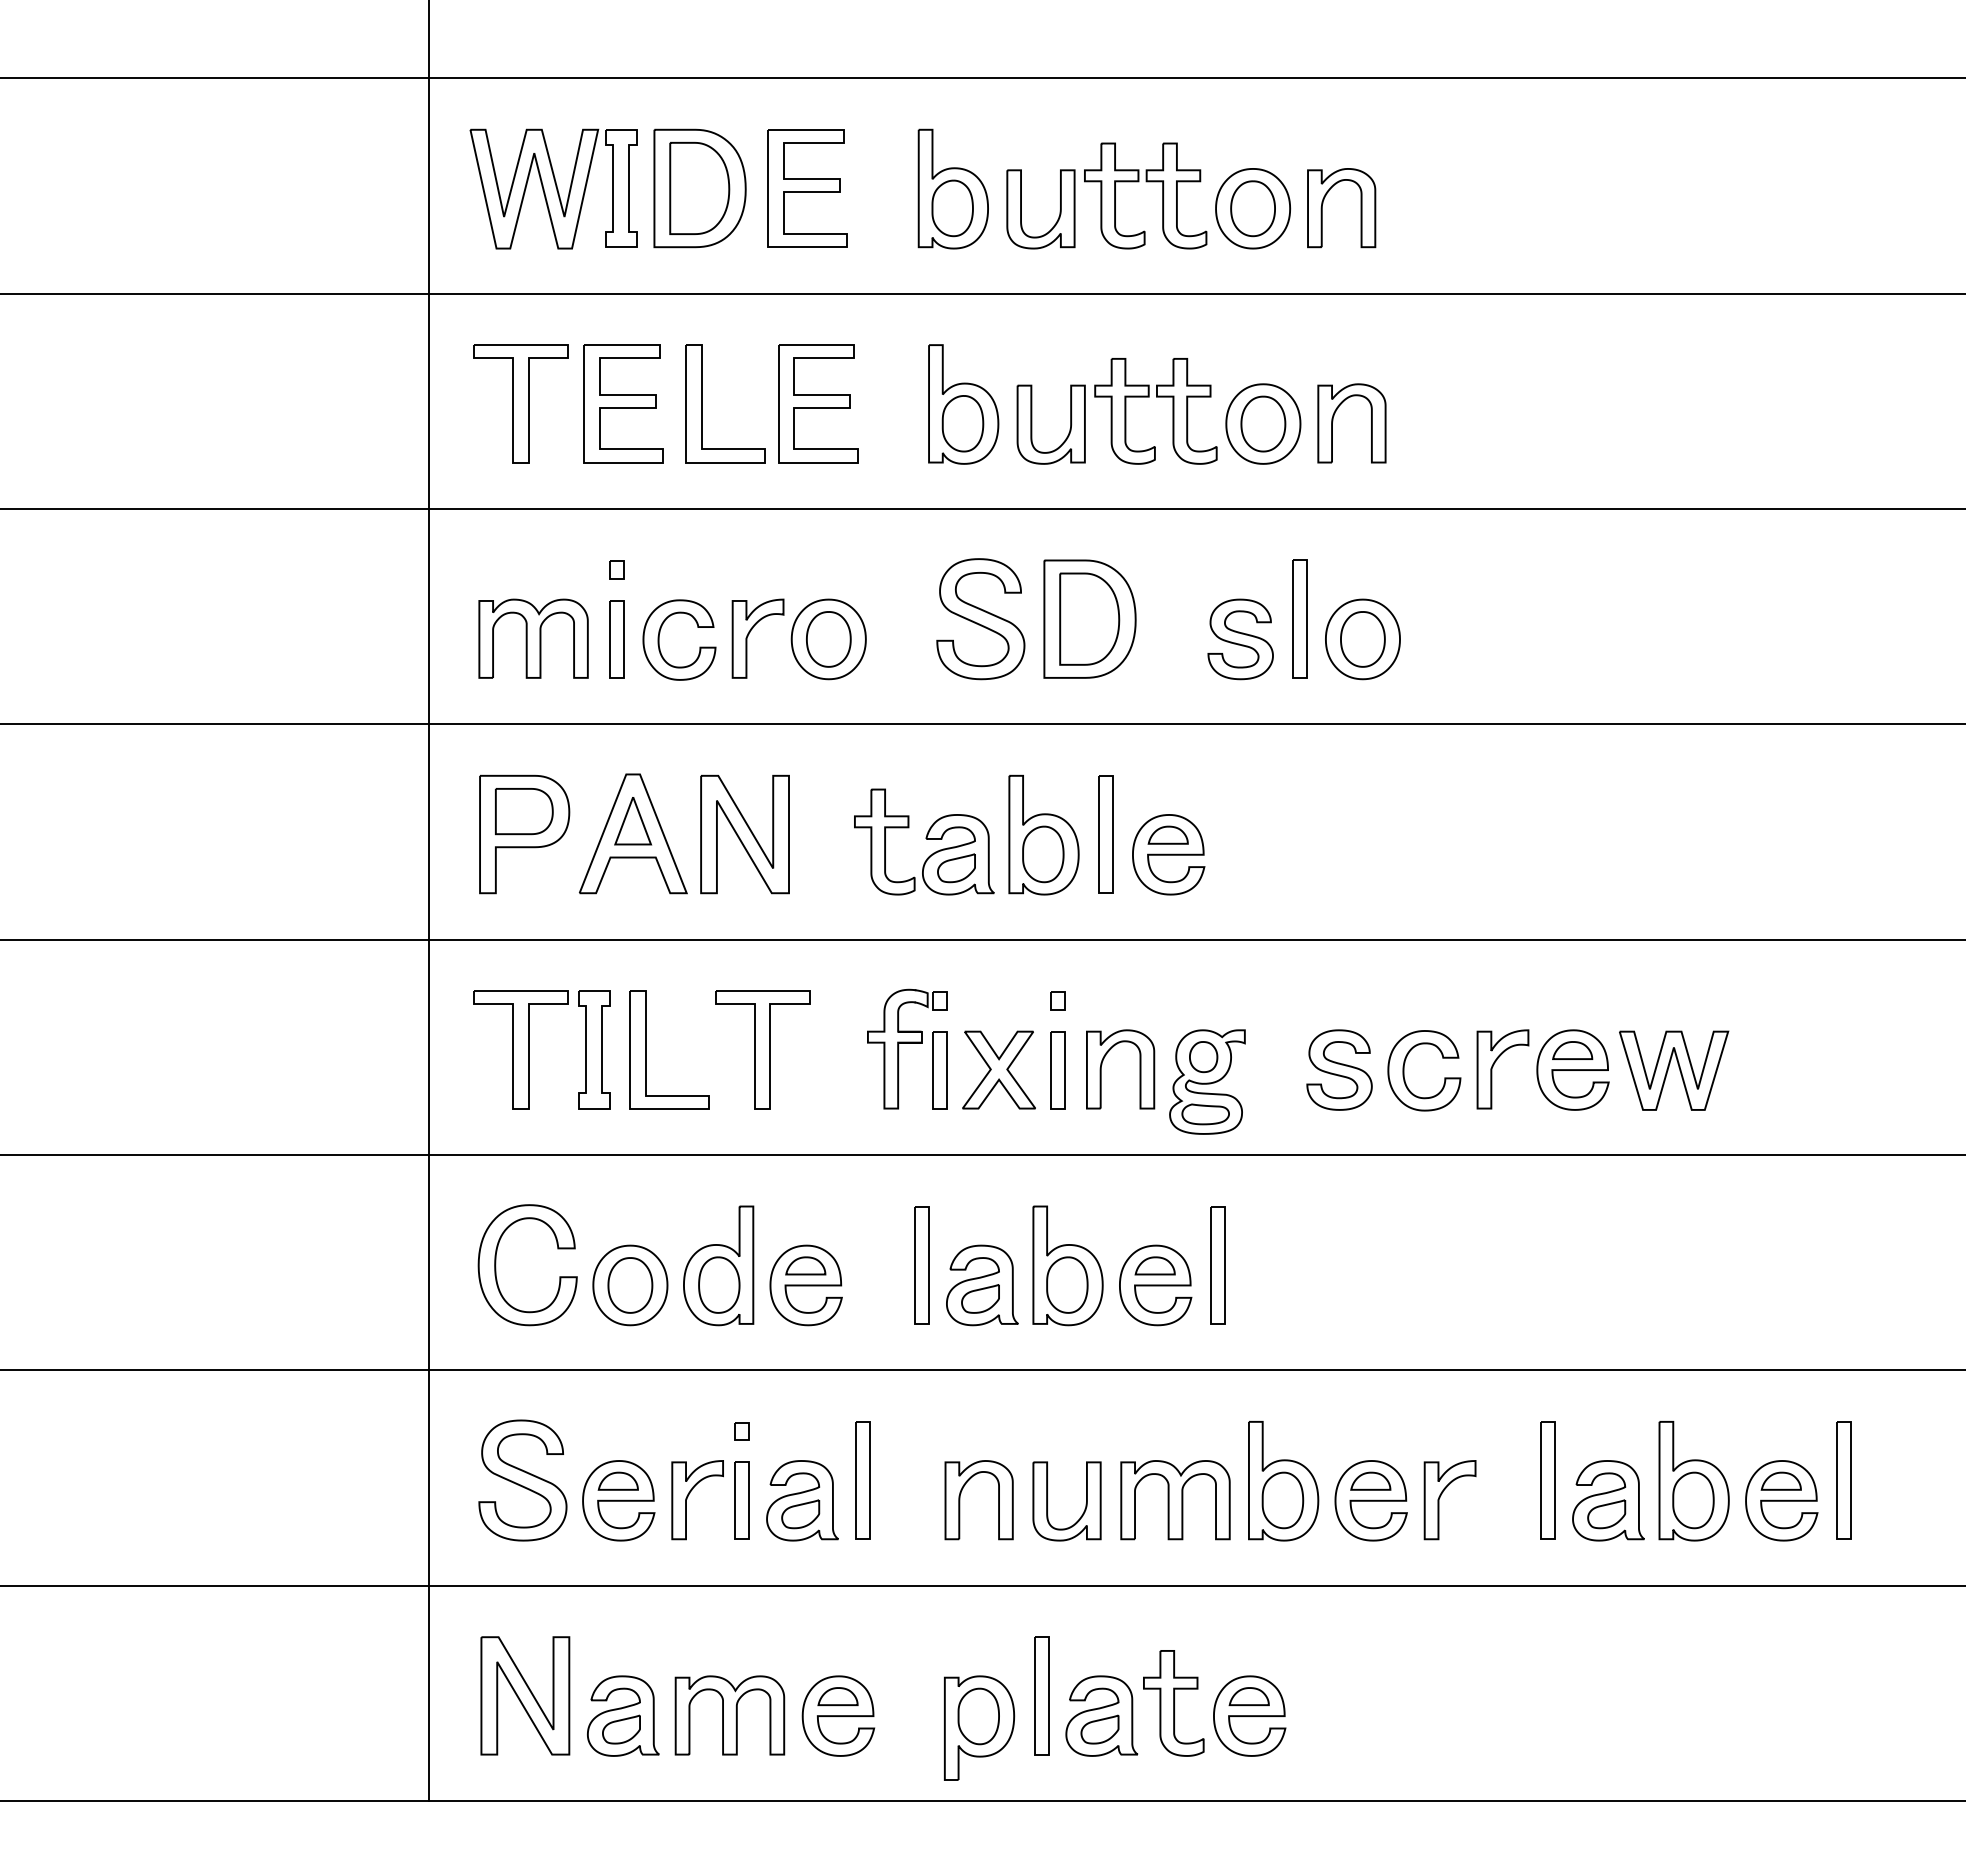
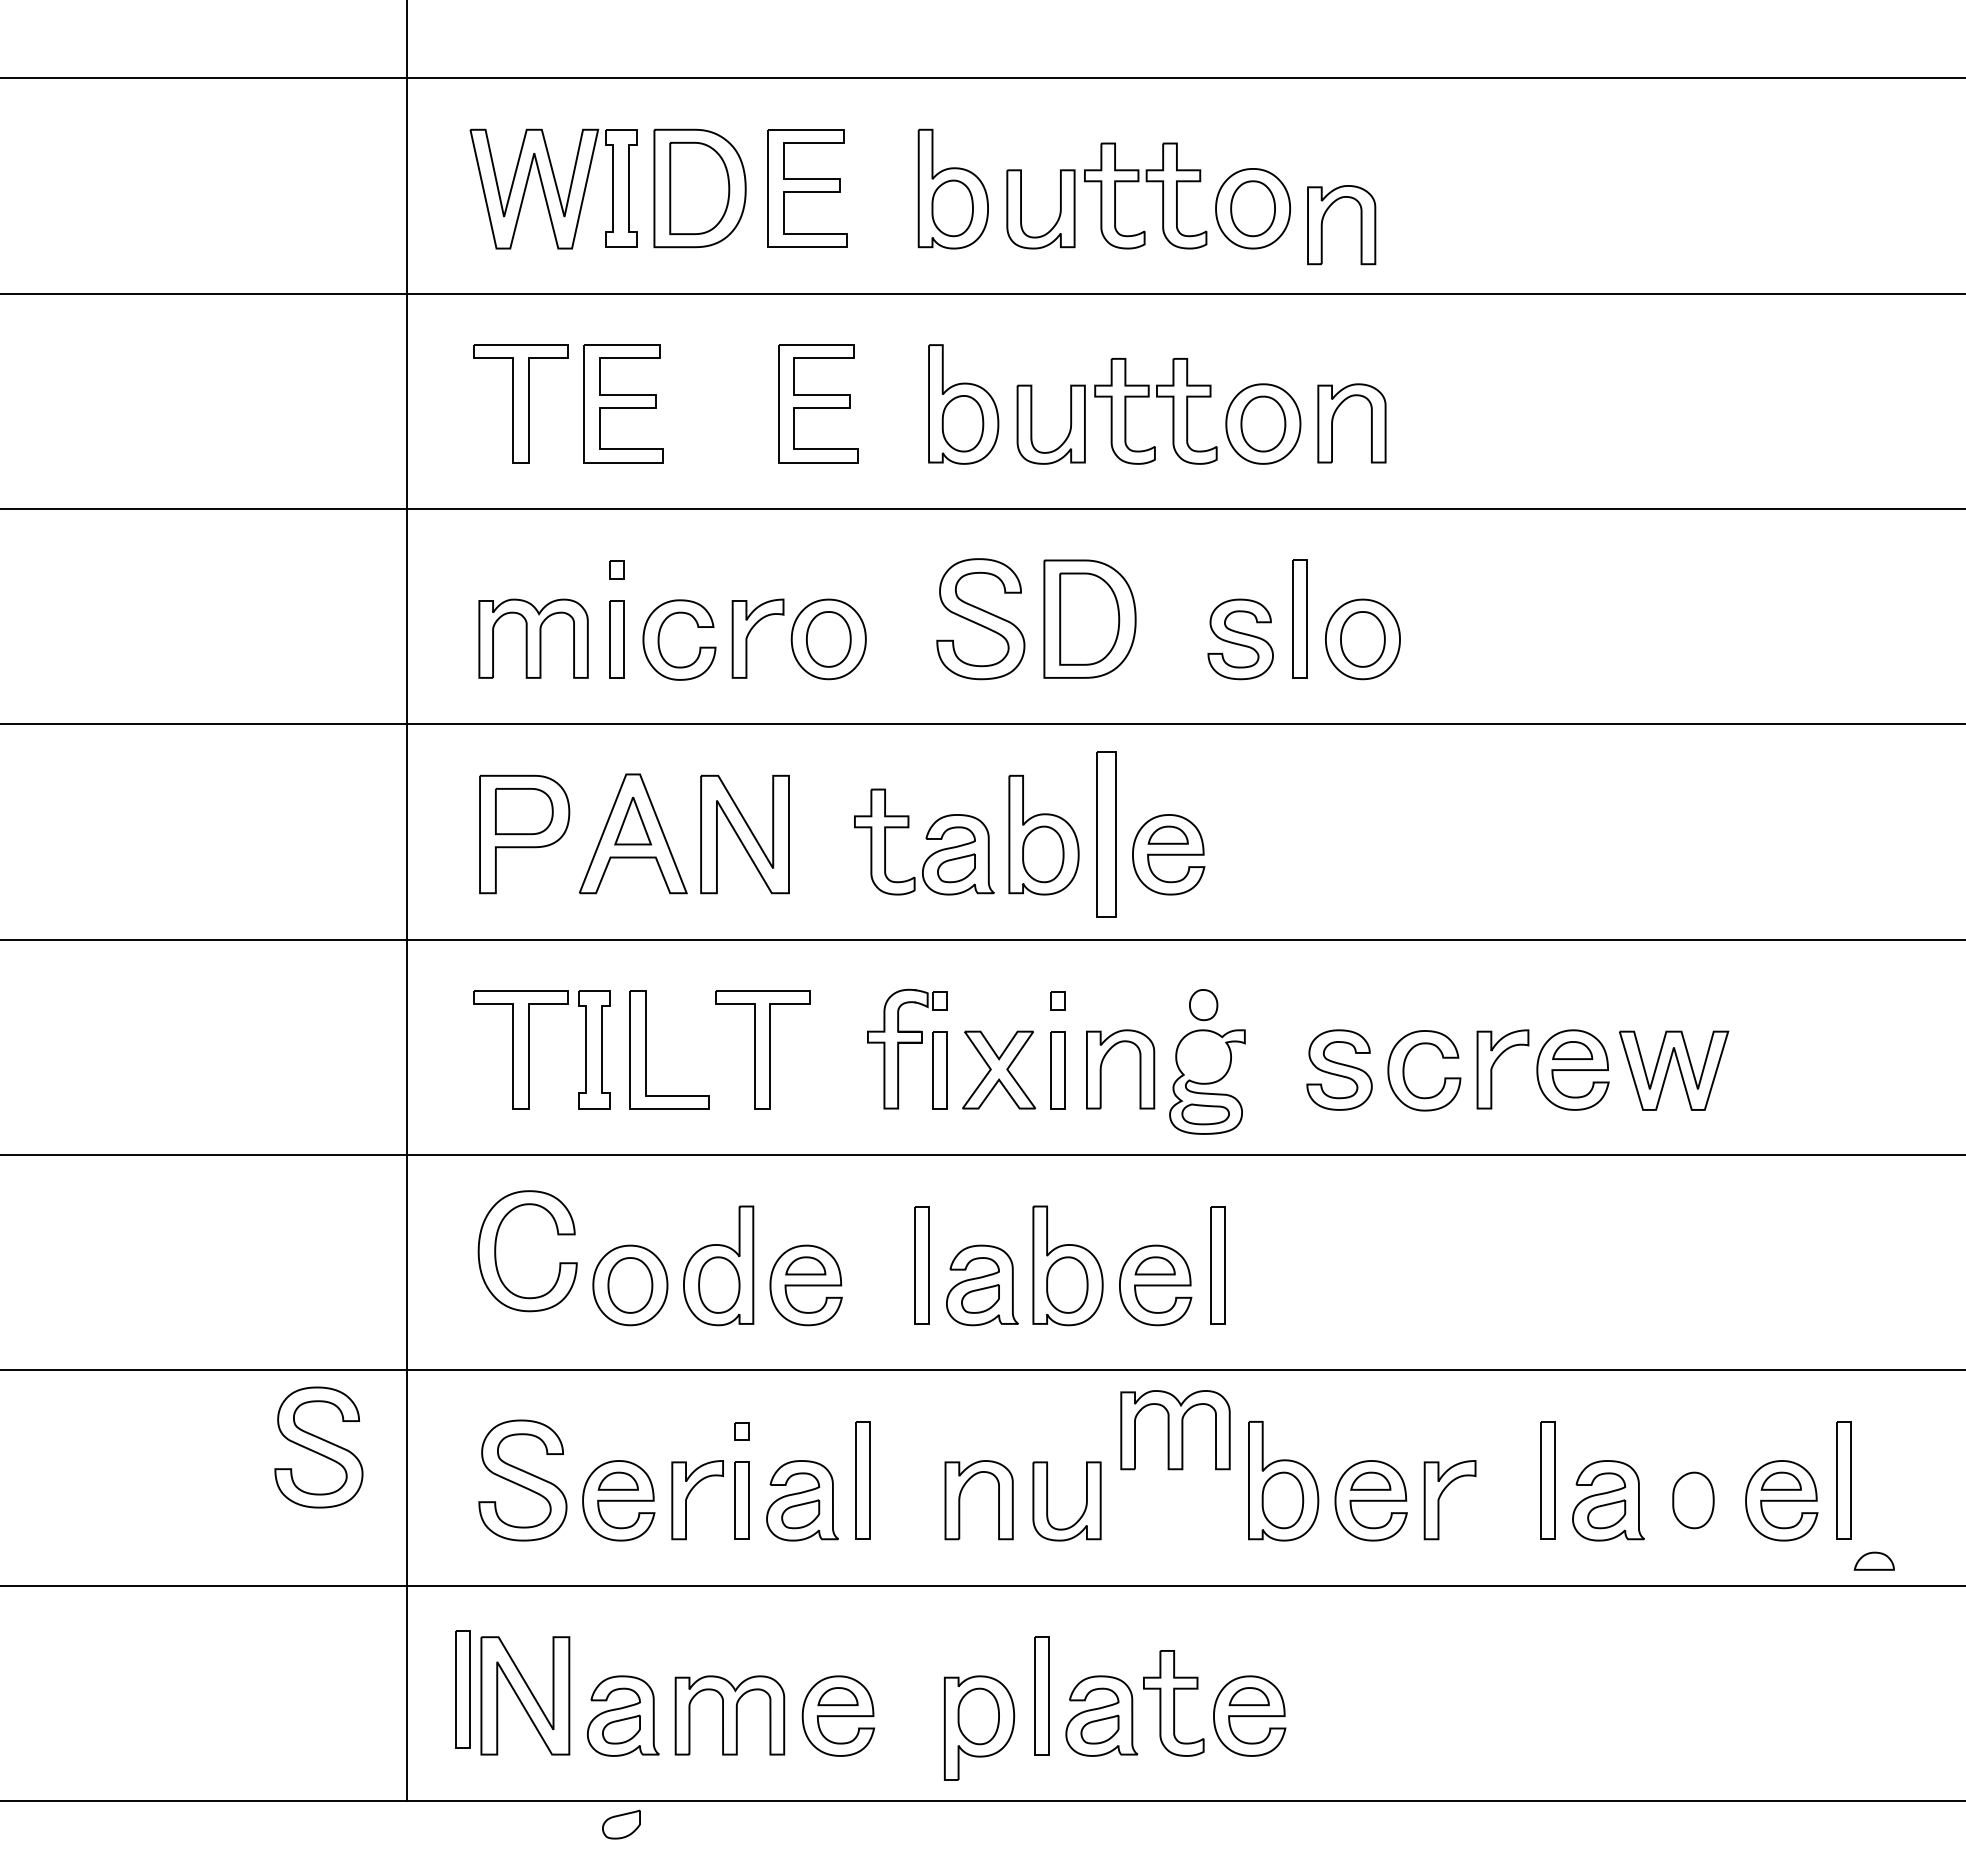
part position: (1323, 203) -> (1323, 220) (1323, 220)
part: present -> none (702, 403)
part size: 16x119 px -> 21x167 px (1106, 834)
line position: (429, 901) -> (407, 901) (407, 901)
part position: (1203, 1057) -> (1203, 1005) (1203, 1005)
part position: (496, 1265) -> (496, 1251) (496, 1251)
part: none -> present (318, 1447)
part: present -> none (1693, 1481)
part position: (1175, 1500) -> (1175, 1430) (1175, 1430)
part: none -> present (1873, 1560)
part: none -> present (462, 1689)
part: none -> present (621, 1824)
